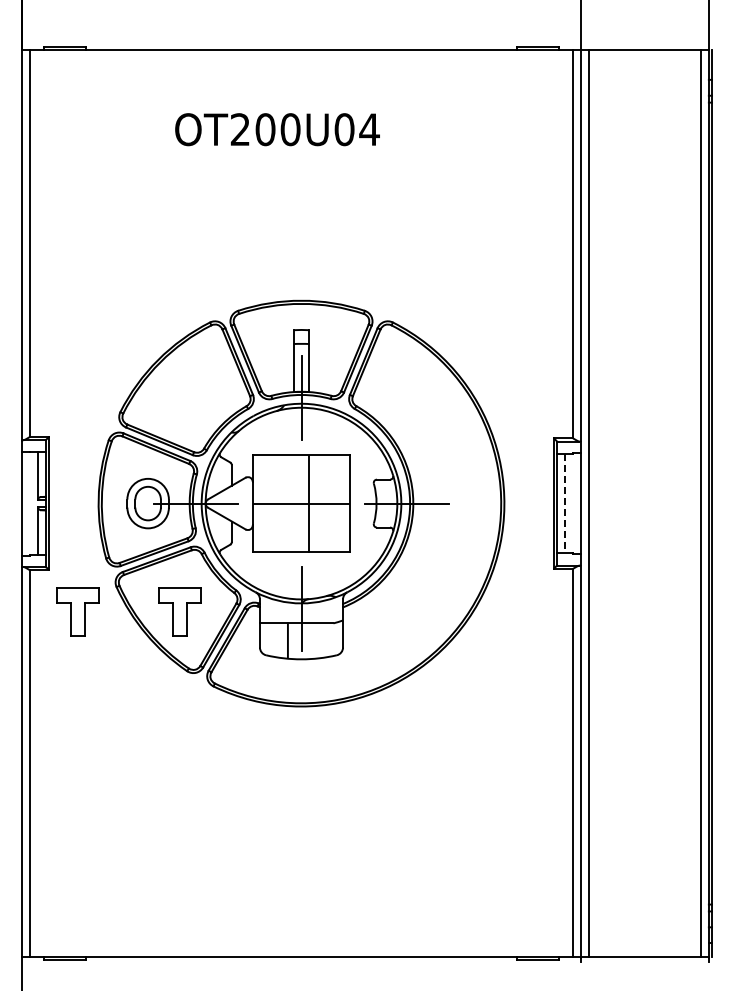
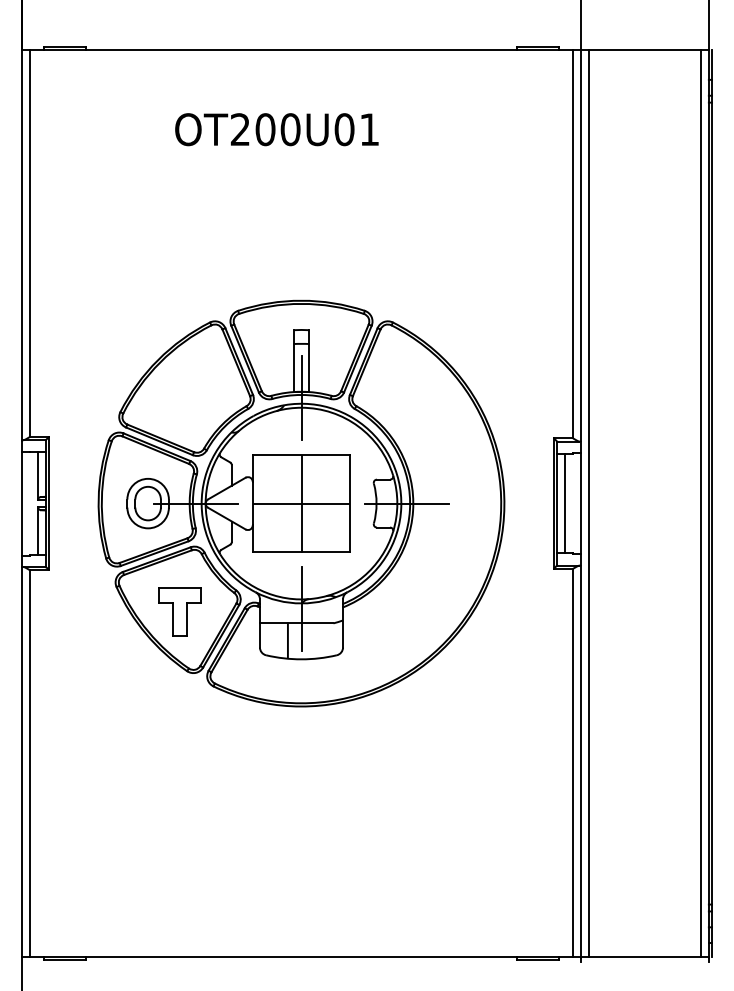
text: OT200U04 -> OT200U01 (369, 129)
line position: (308, 503) -> (301, 503) (301, 503)
line: dashed -> solid (565, 503)
part: present -> none (77, 611)
